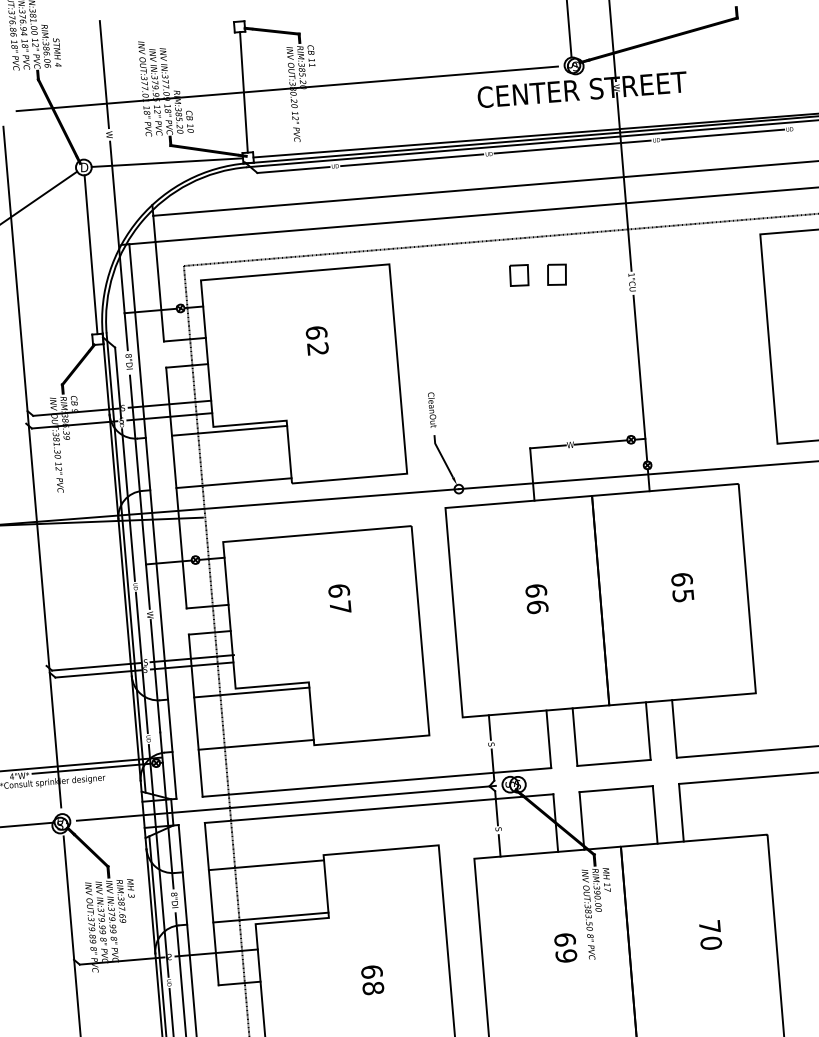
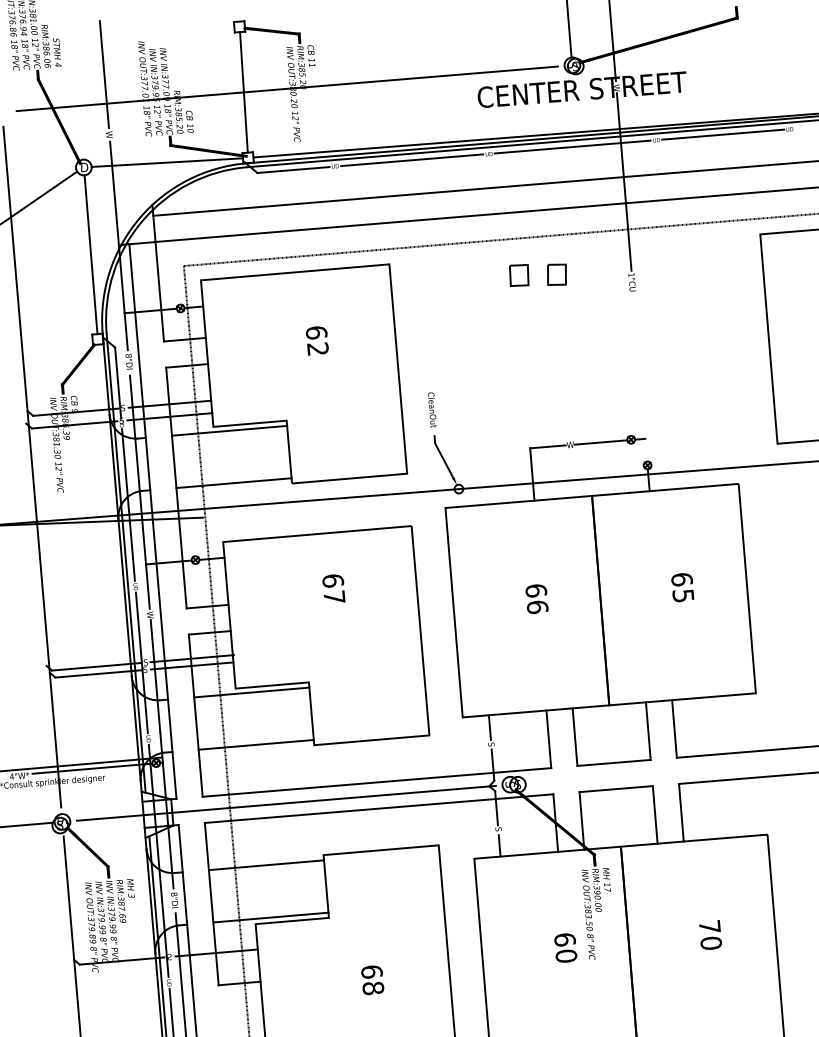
line: present -> none (640, 378)
text position: (339, 598) -> (333, 588) (333, 588)
text: 69 -> 60 (565, 955)
